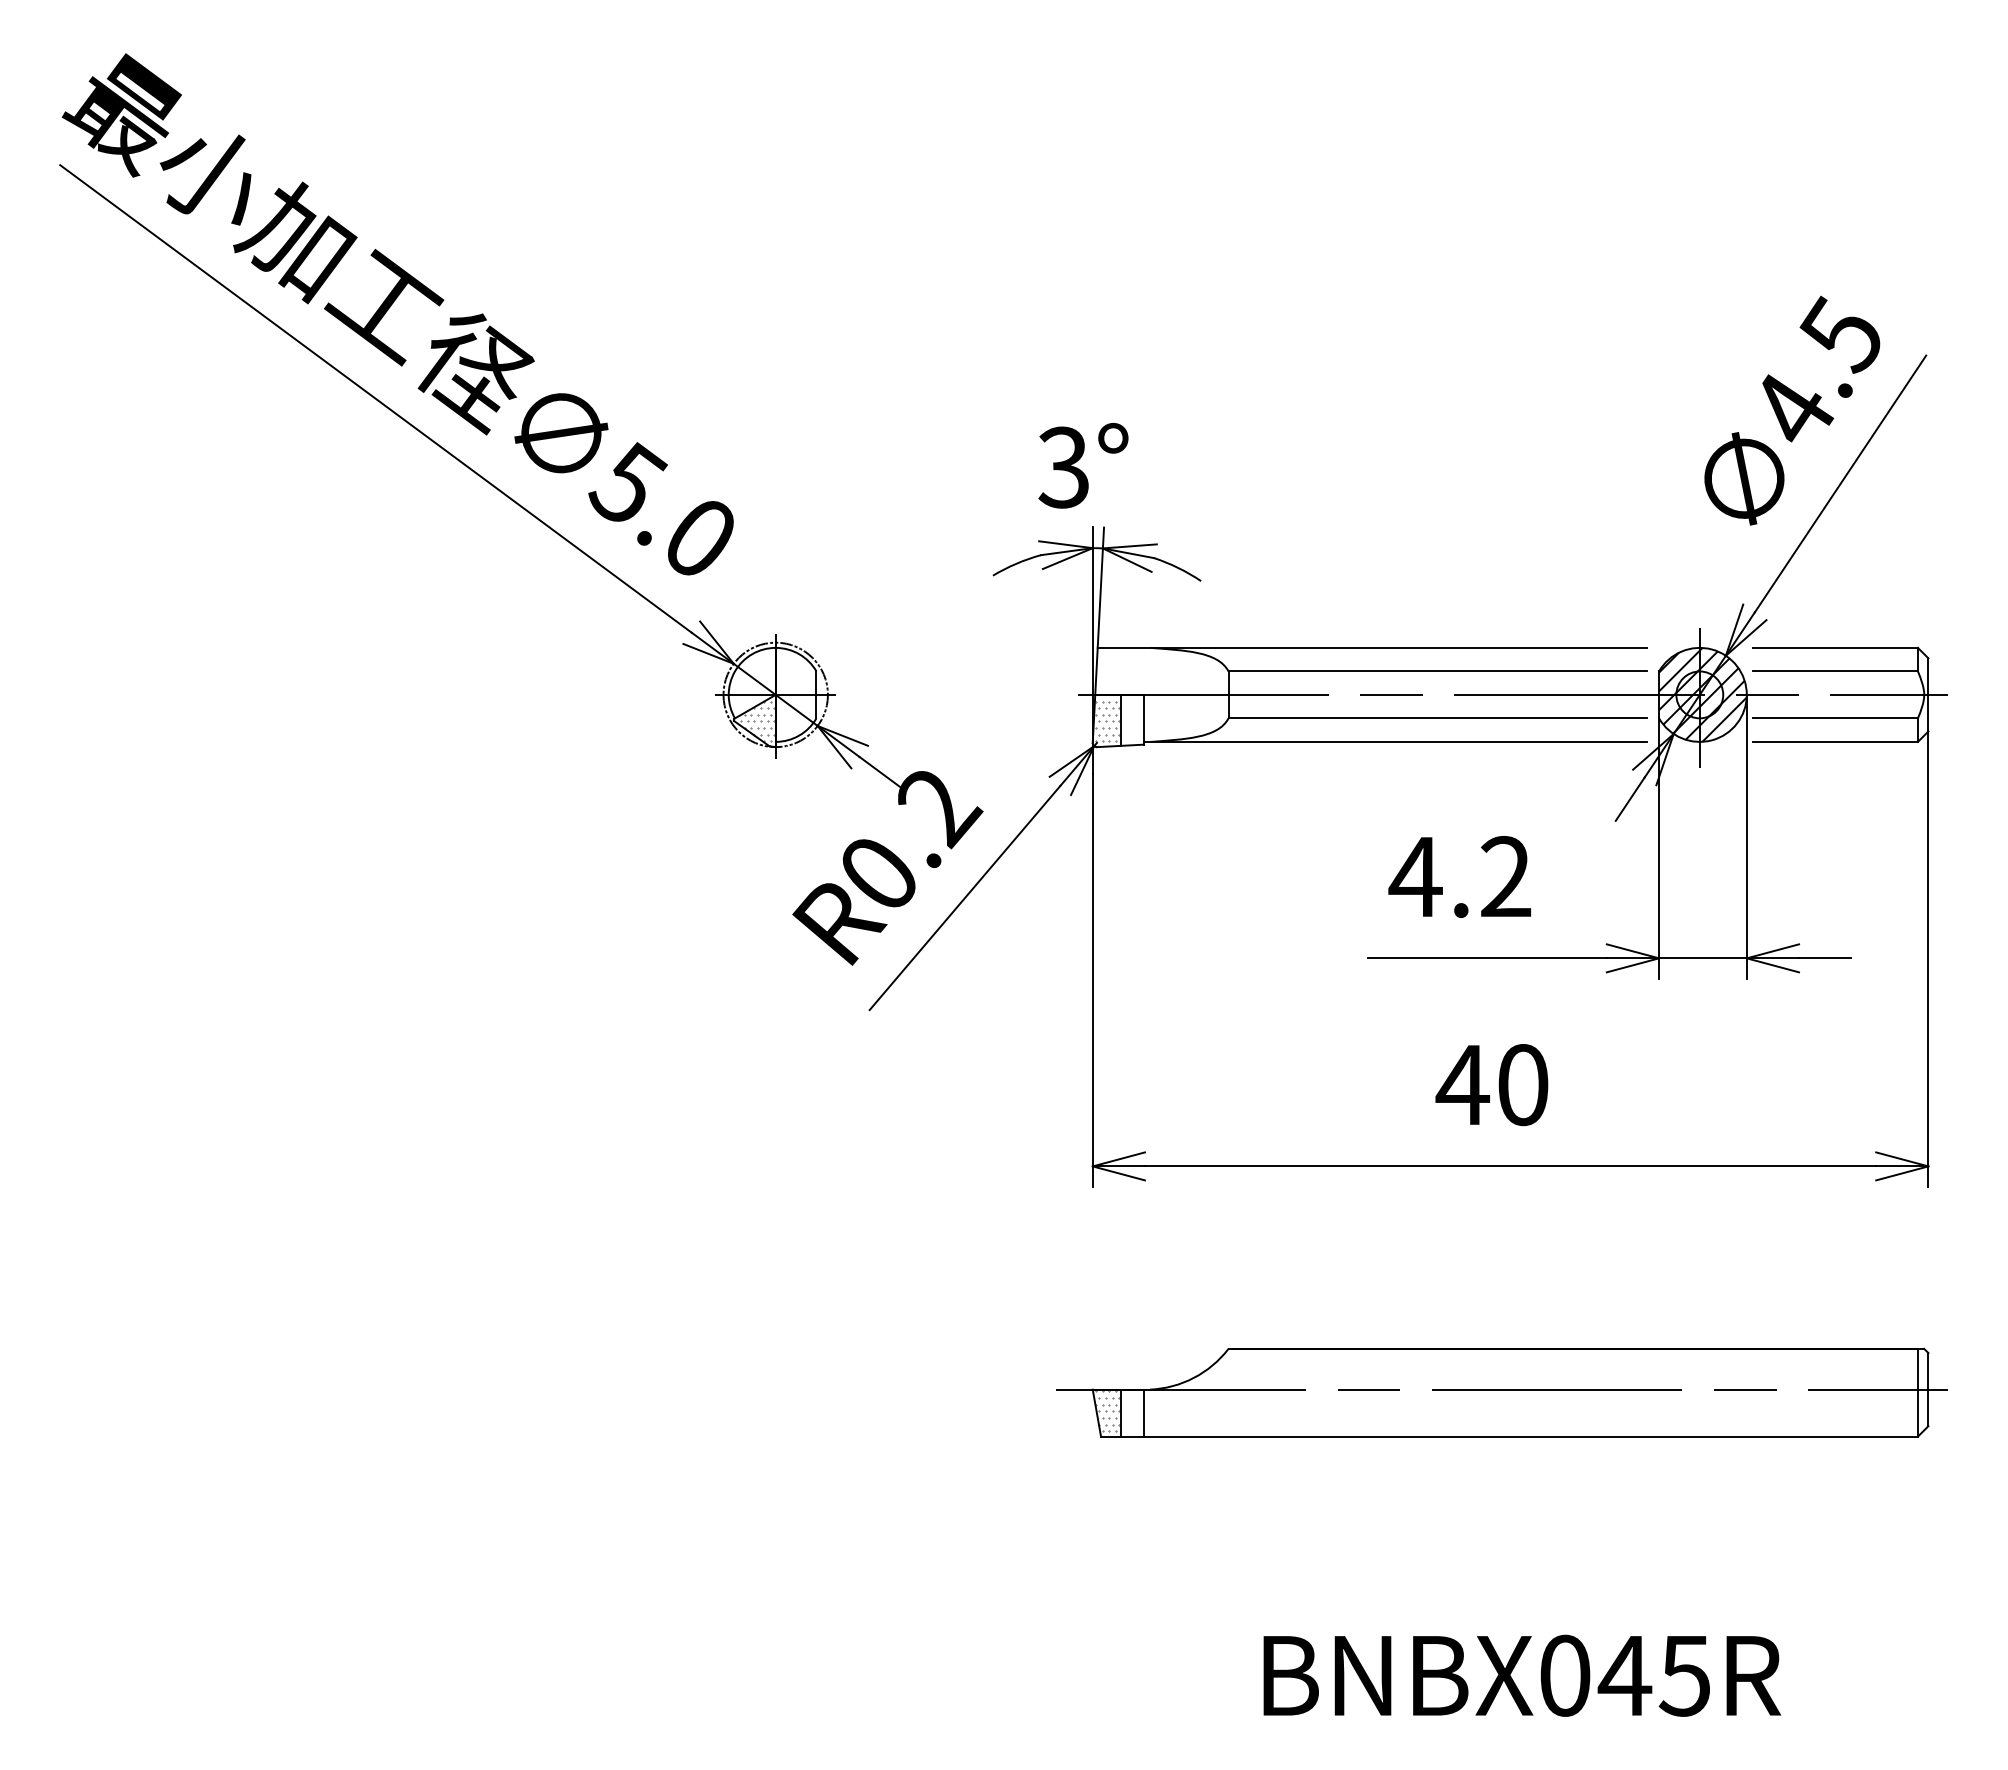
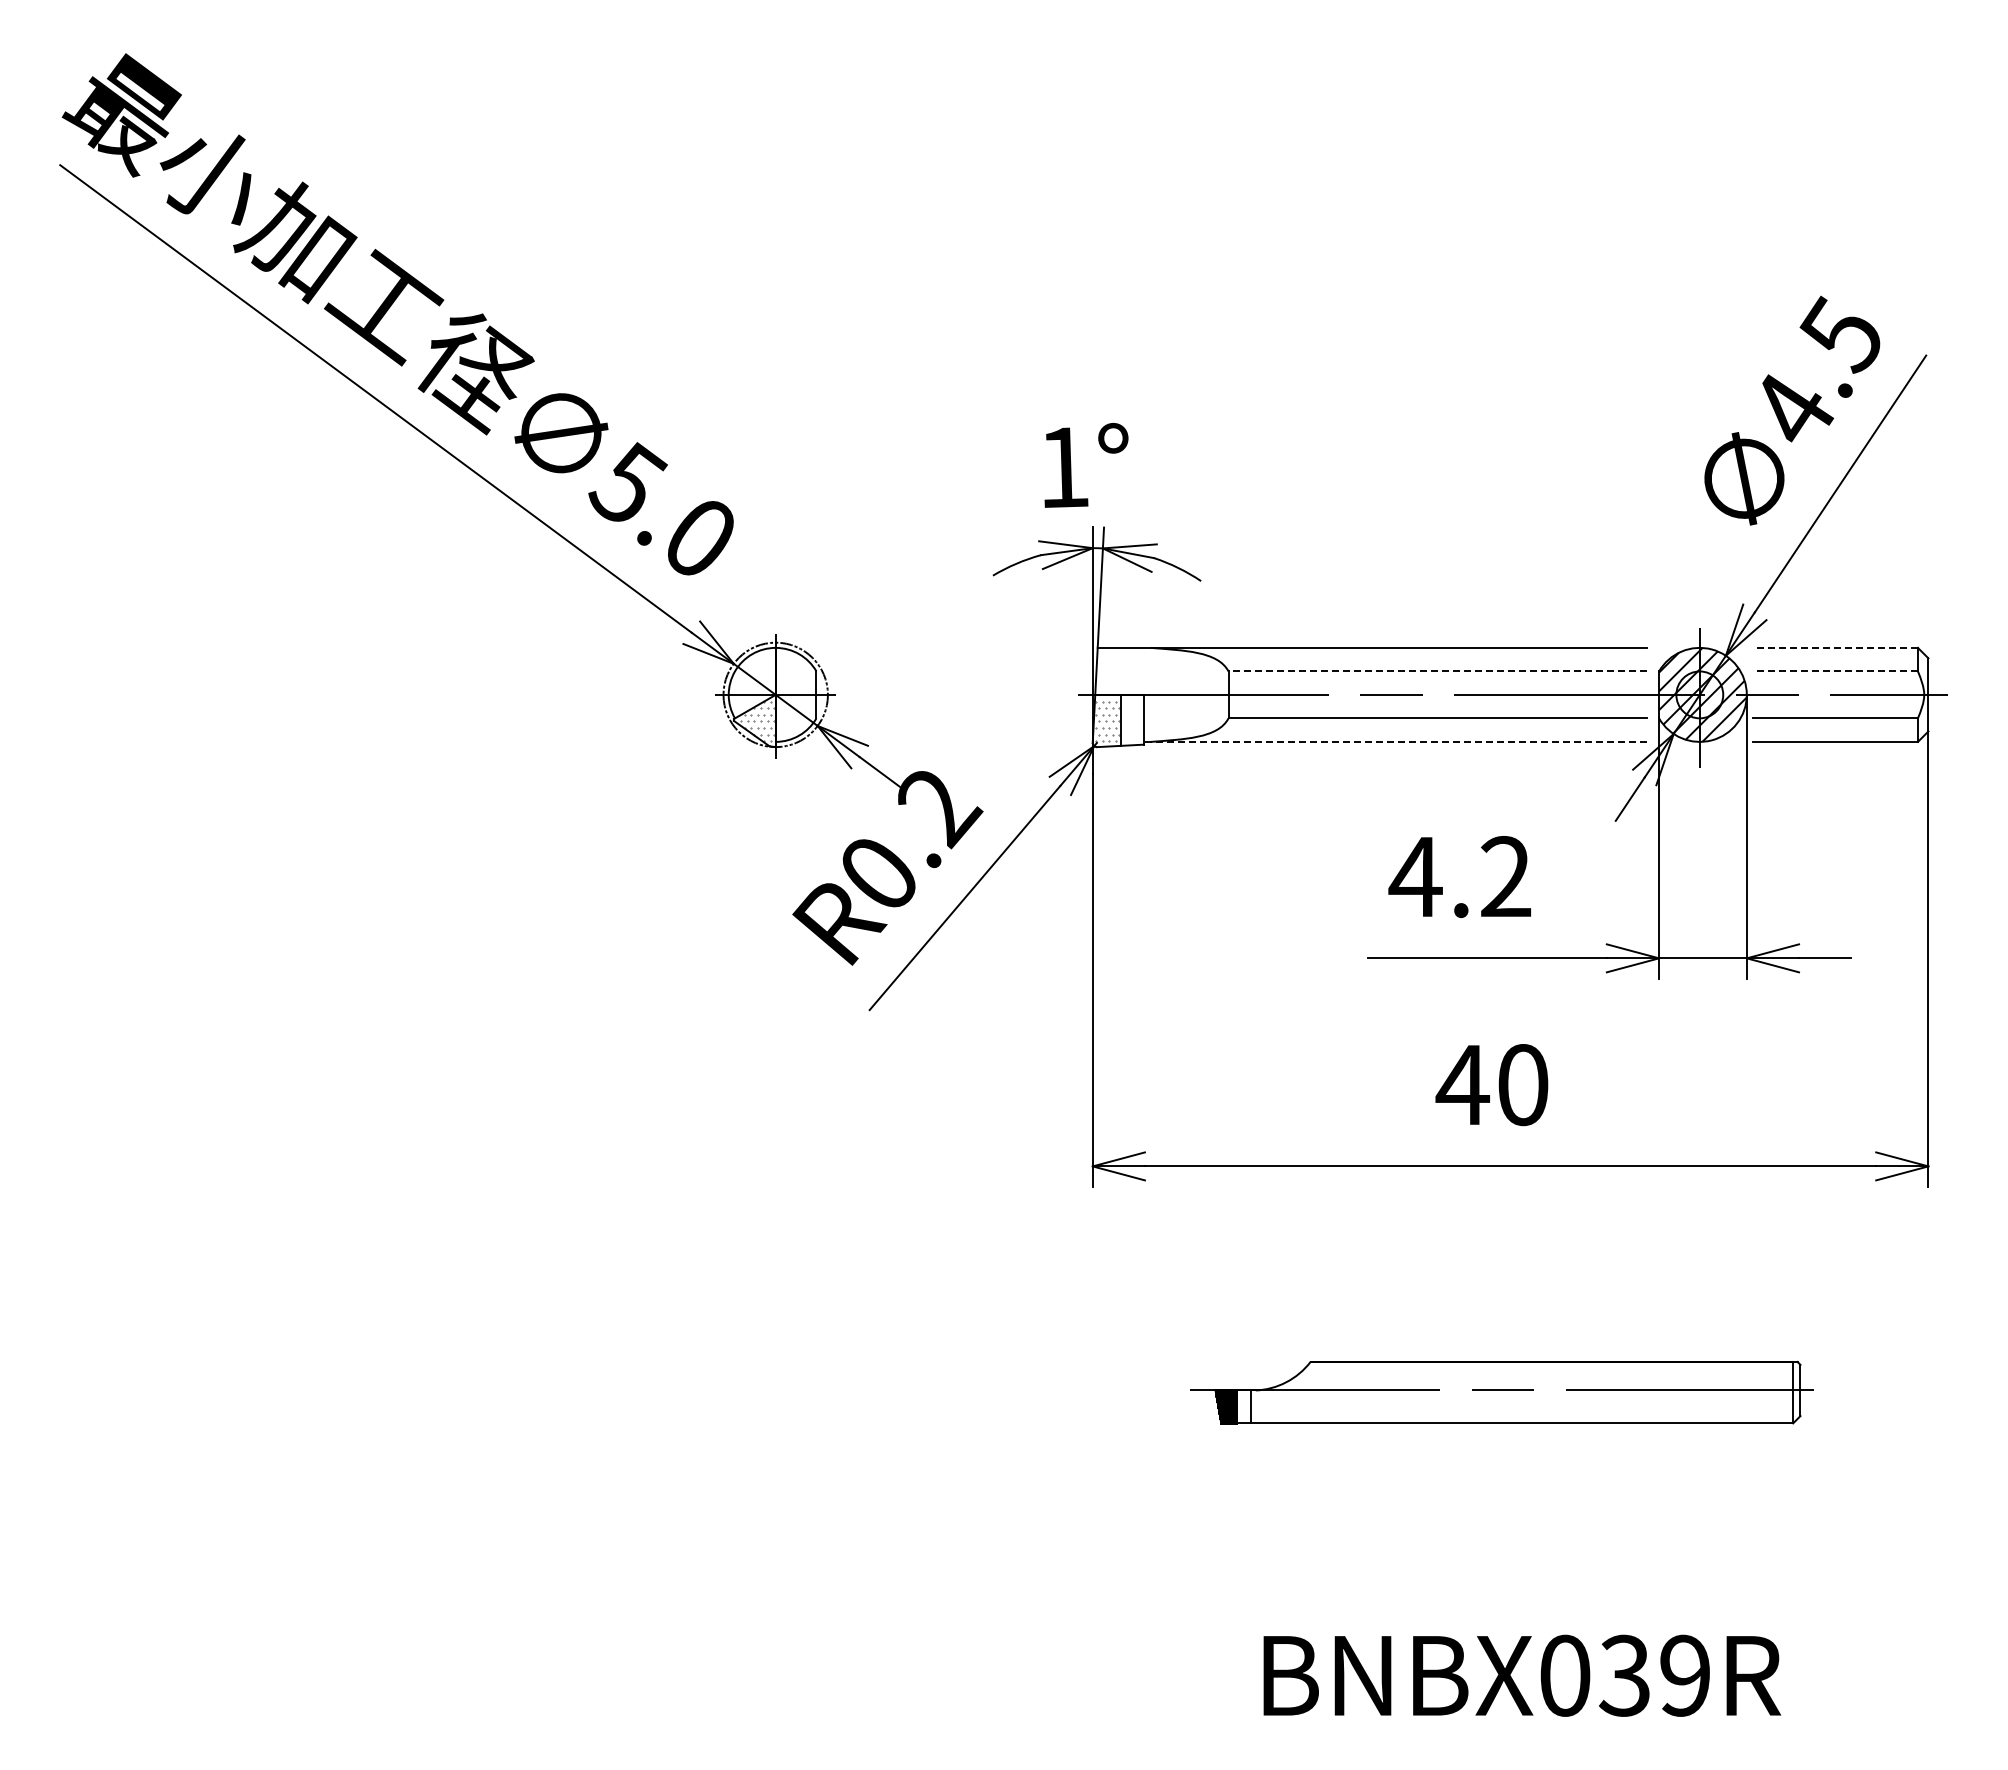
text: 3° -> 1° (1063, 467)
line: solid -> dashed (1835, 647)
line: solid -> dashed (1437, 671)
line: solid -> dashed (1835, 671)
line: solid -> dashed (1394, 741)
part size: 892x91 px -> 624x65 px (1501, 1392)
text: BNBX045R -> BNBX039R (1653, 1675)
